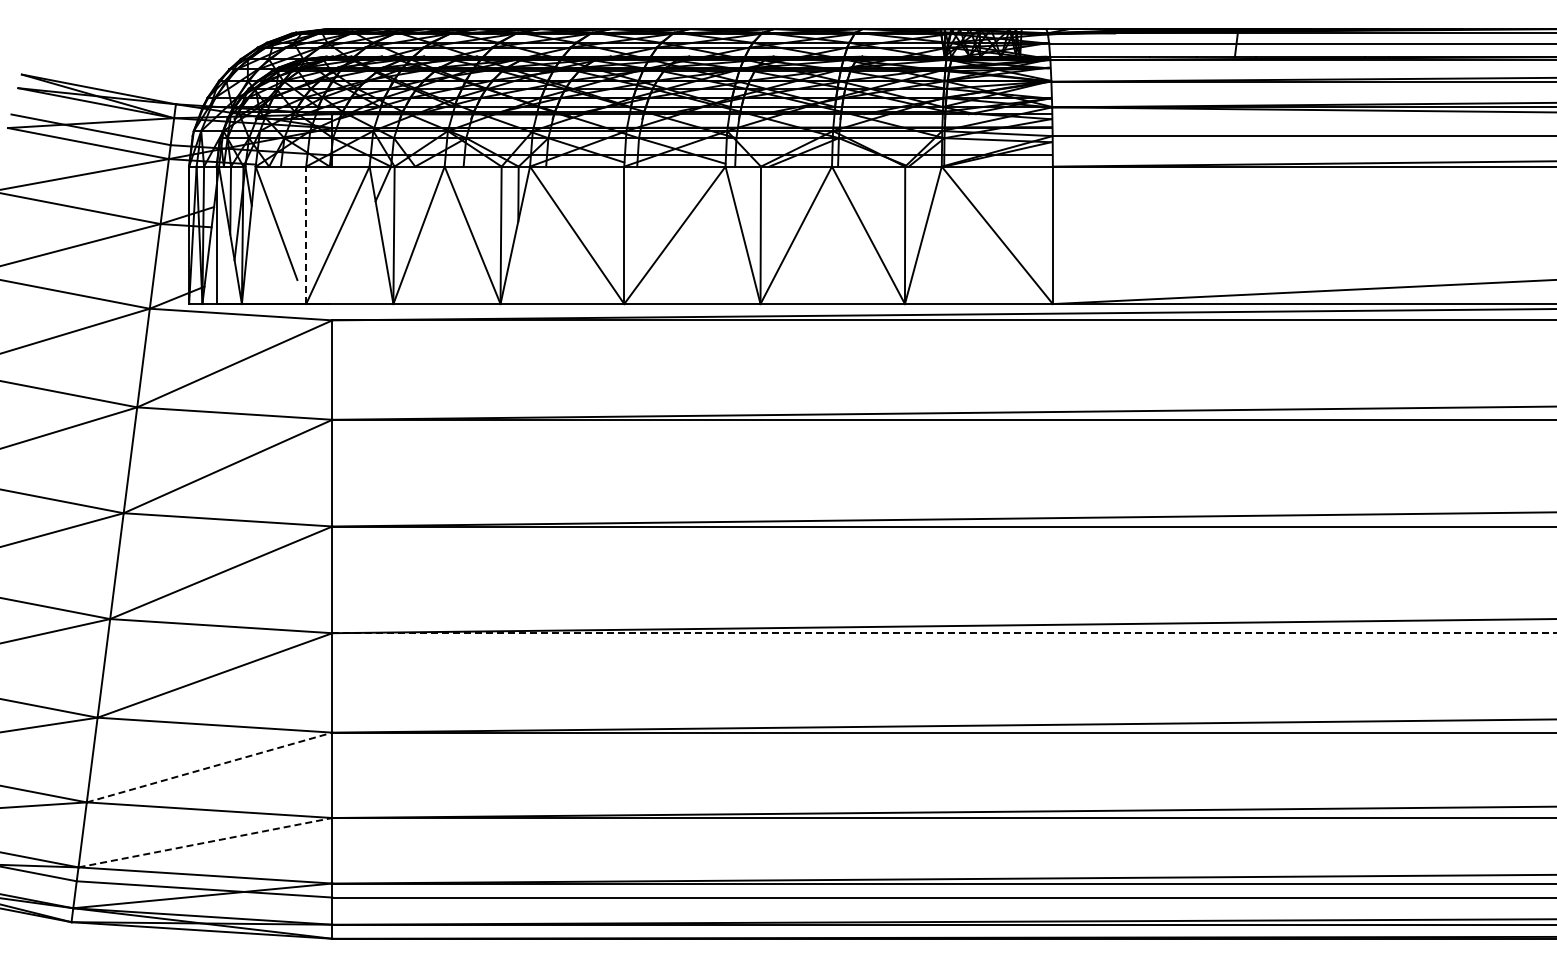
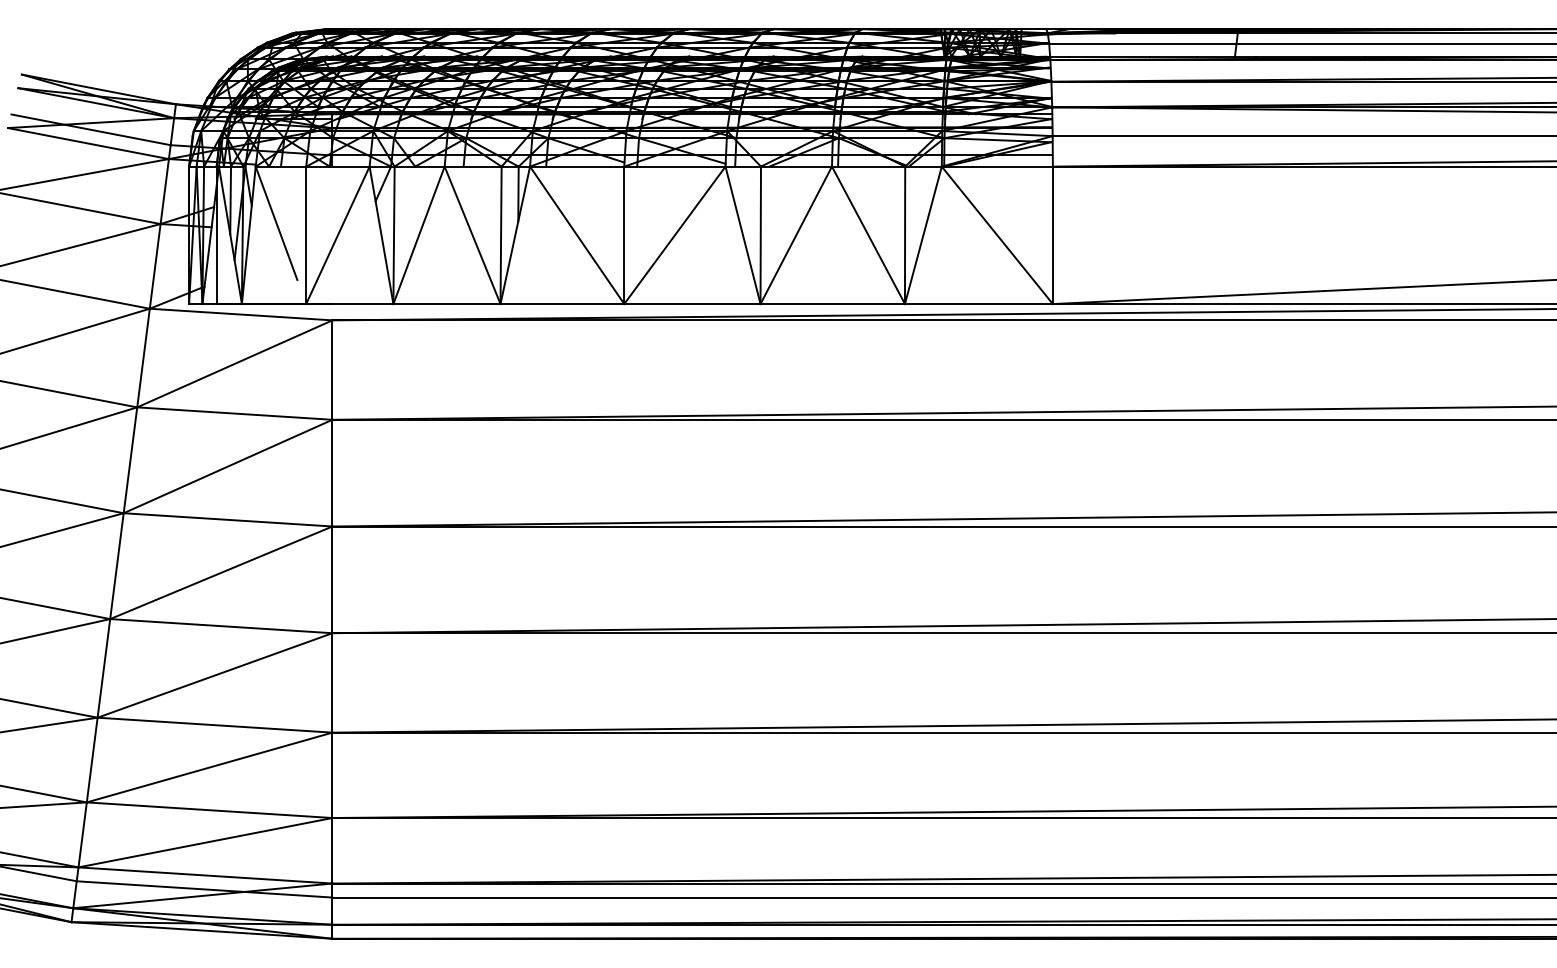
line: dashed -> solid (306, 235)
line: dashed -> solid (945, 633)
line: dashed -> solid (209, 767)
line: dashed -> solid (205, 842)
